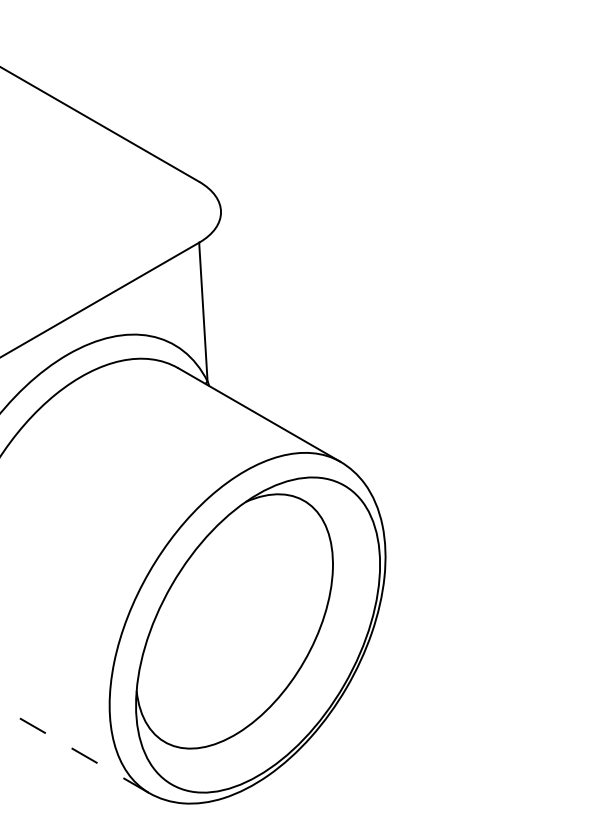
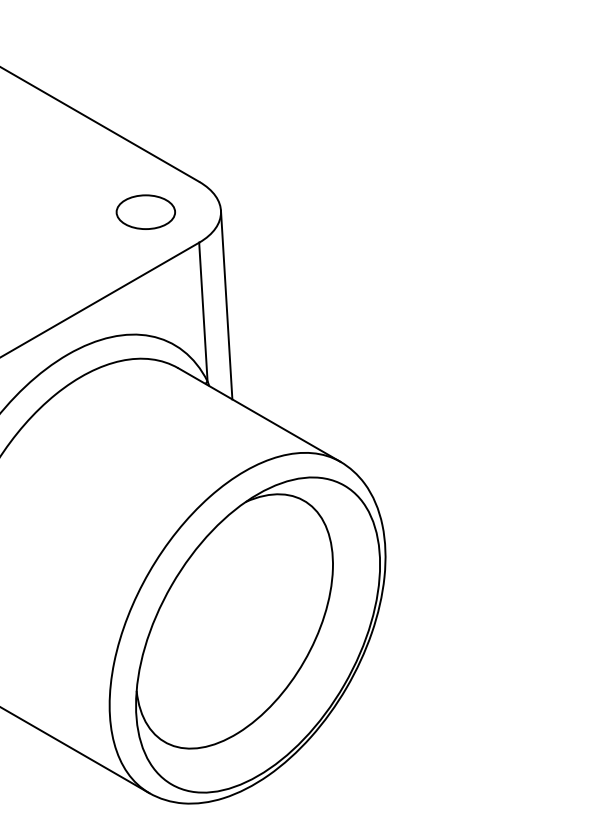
part: none -> present (145, 211)
line: none -> present (226, 304)
line: dashed -> solid (74, 750)
